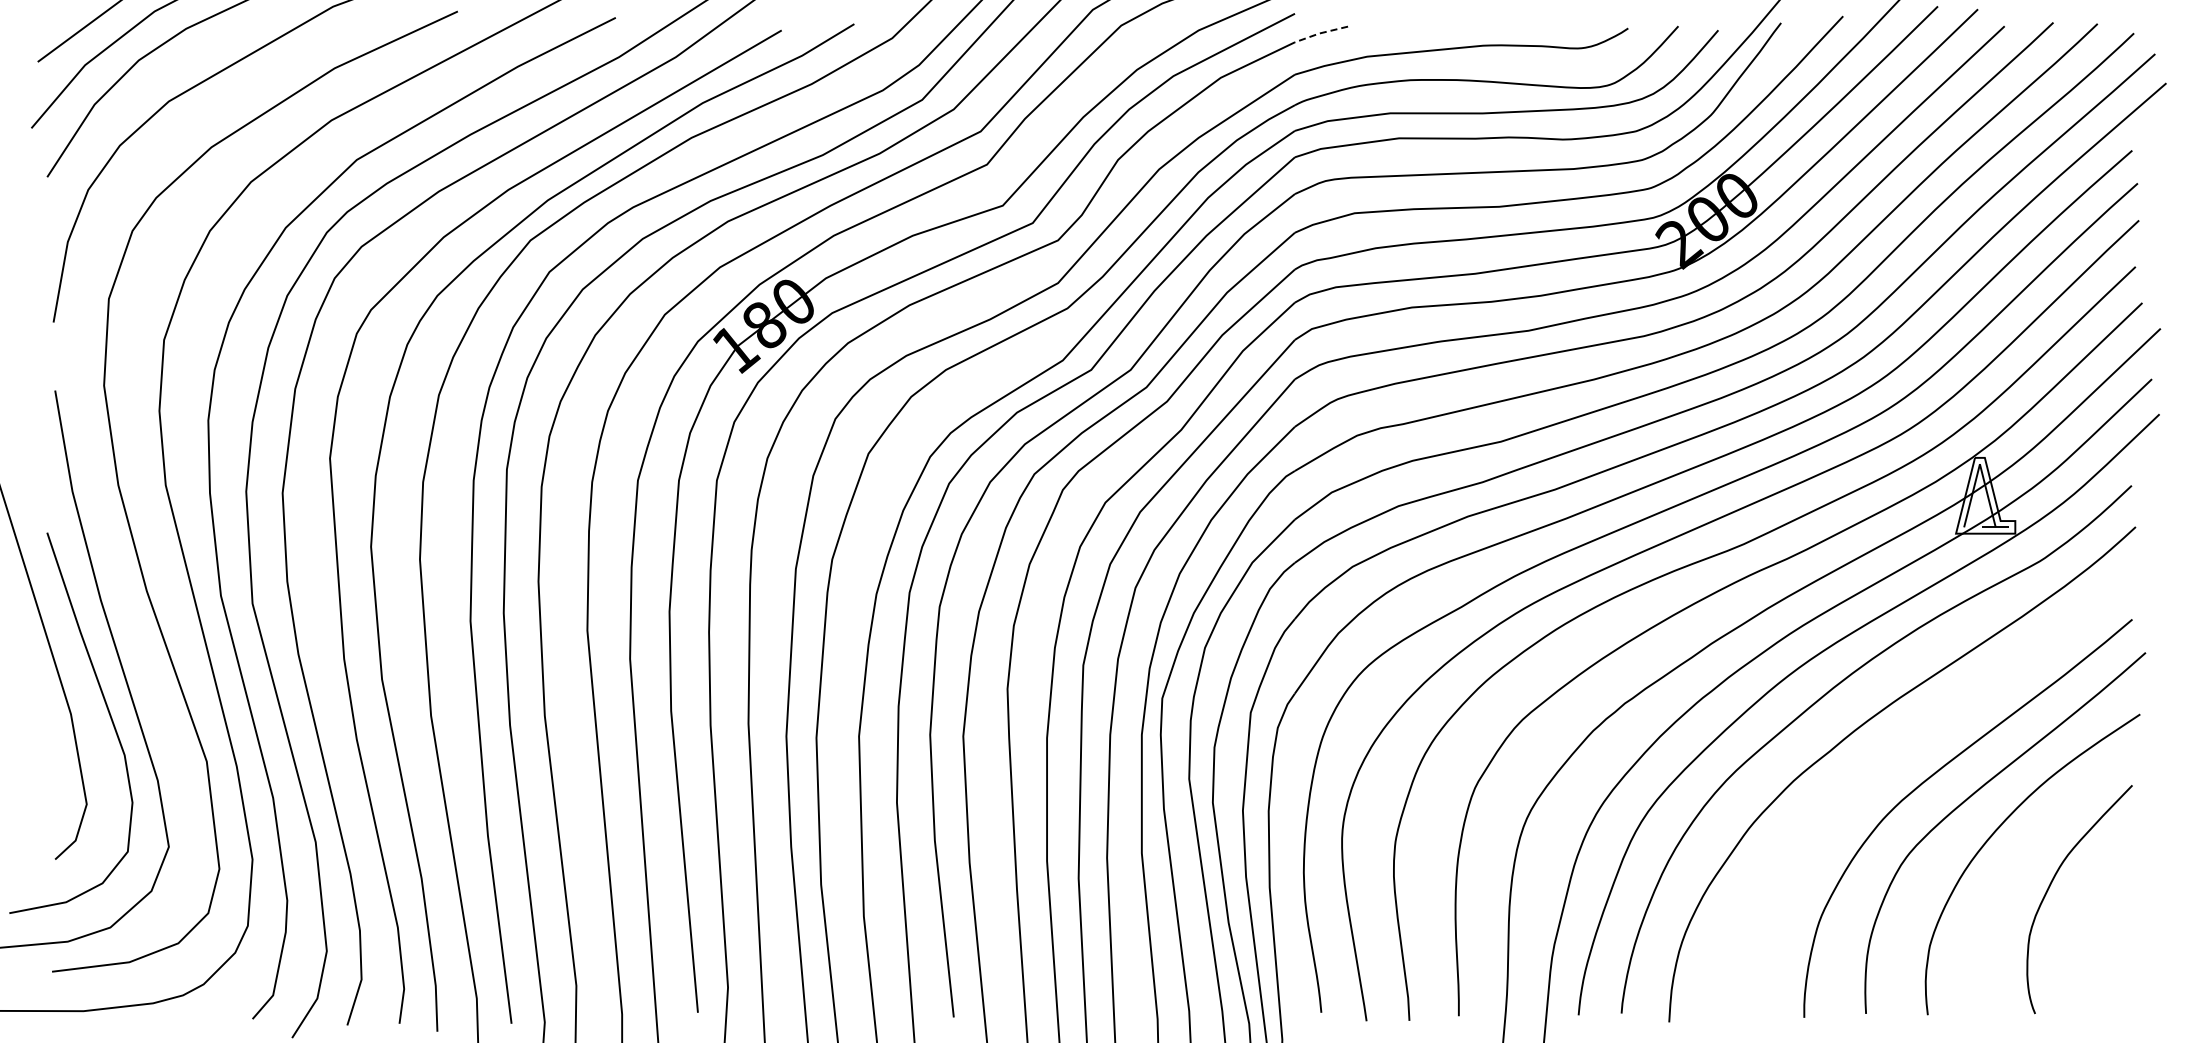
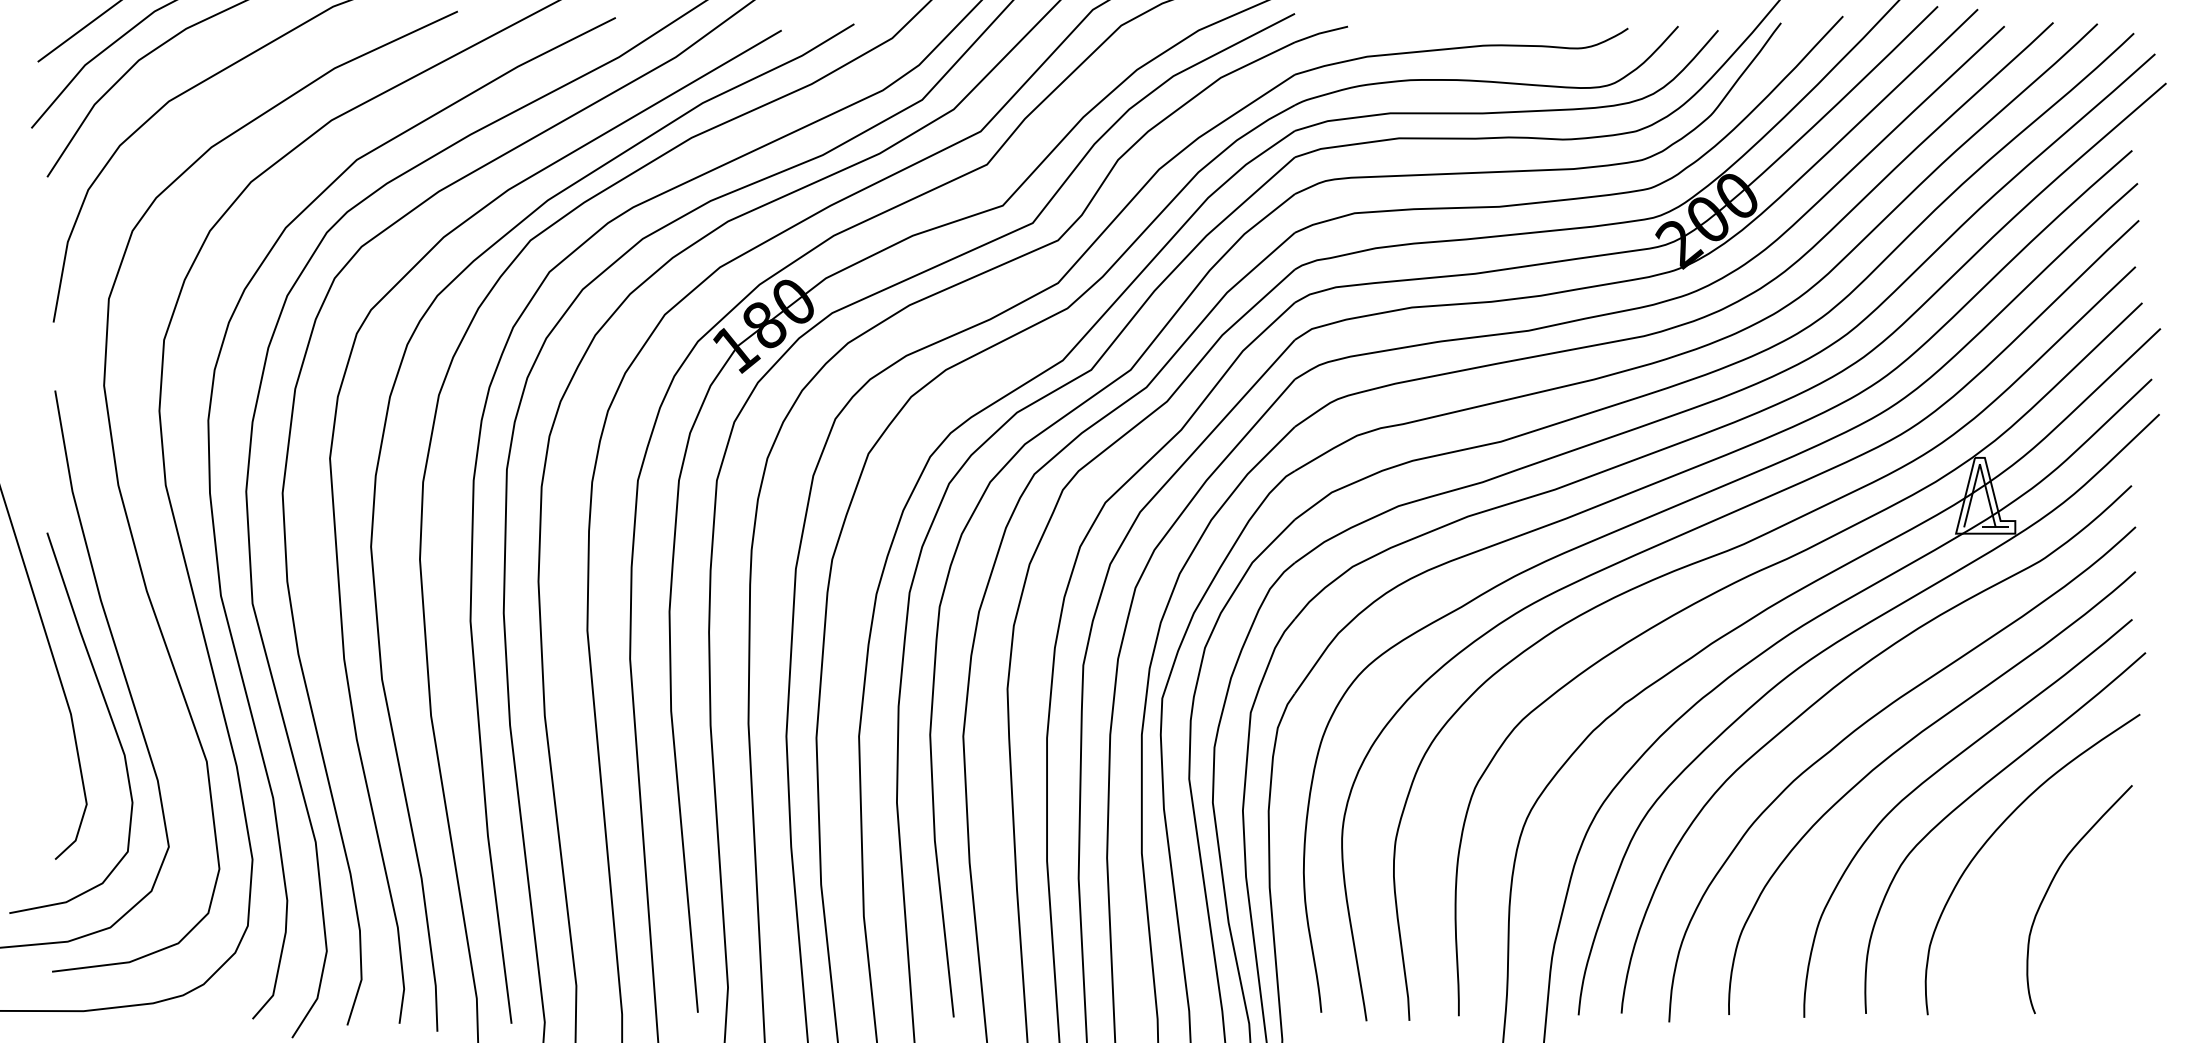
line: dashed -> solid (1320, 33)
curve: none -> present (1899, 750)
